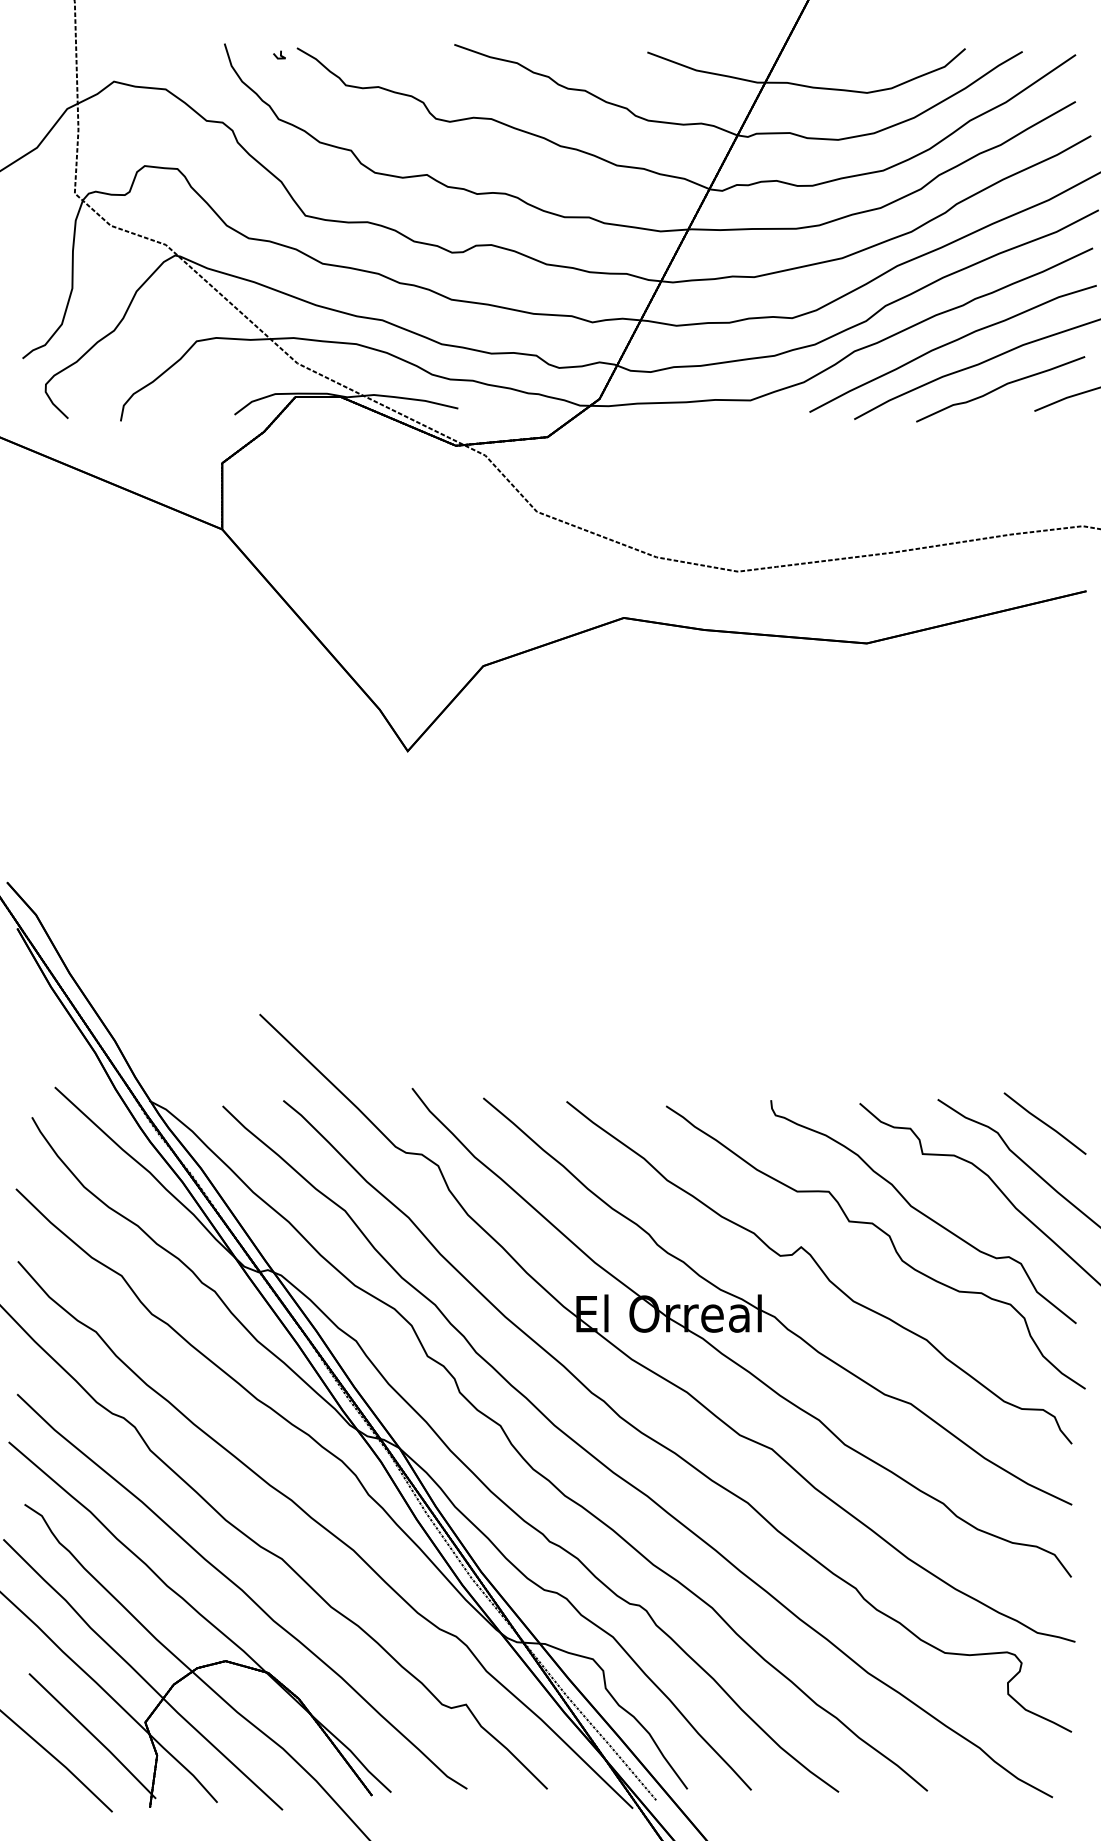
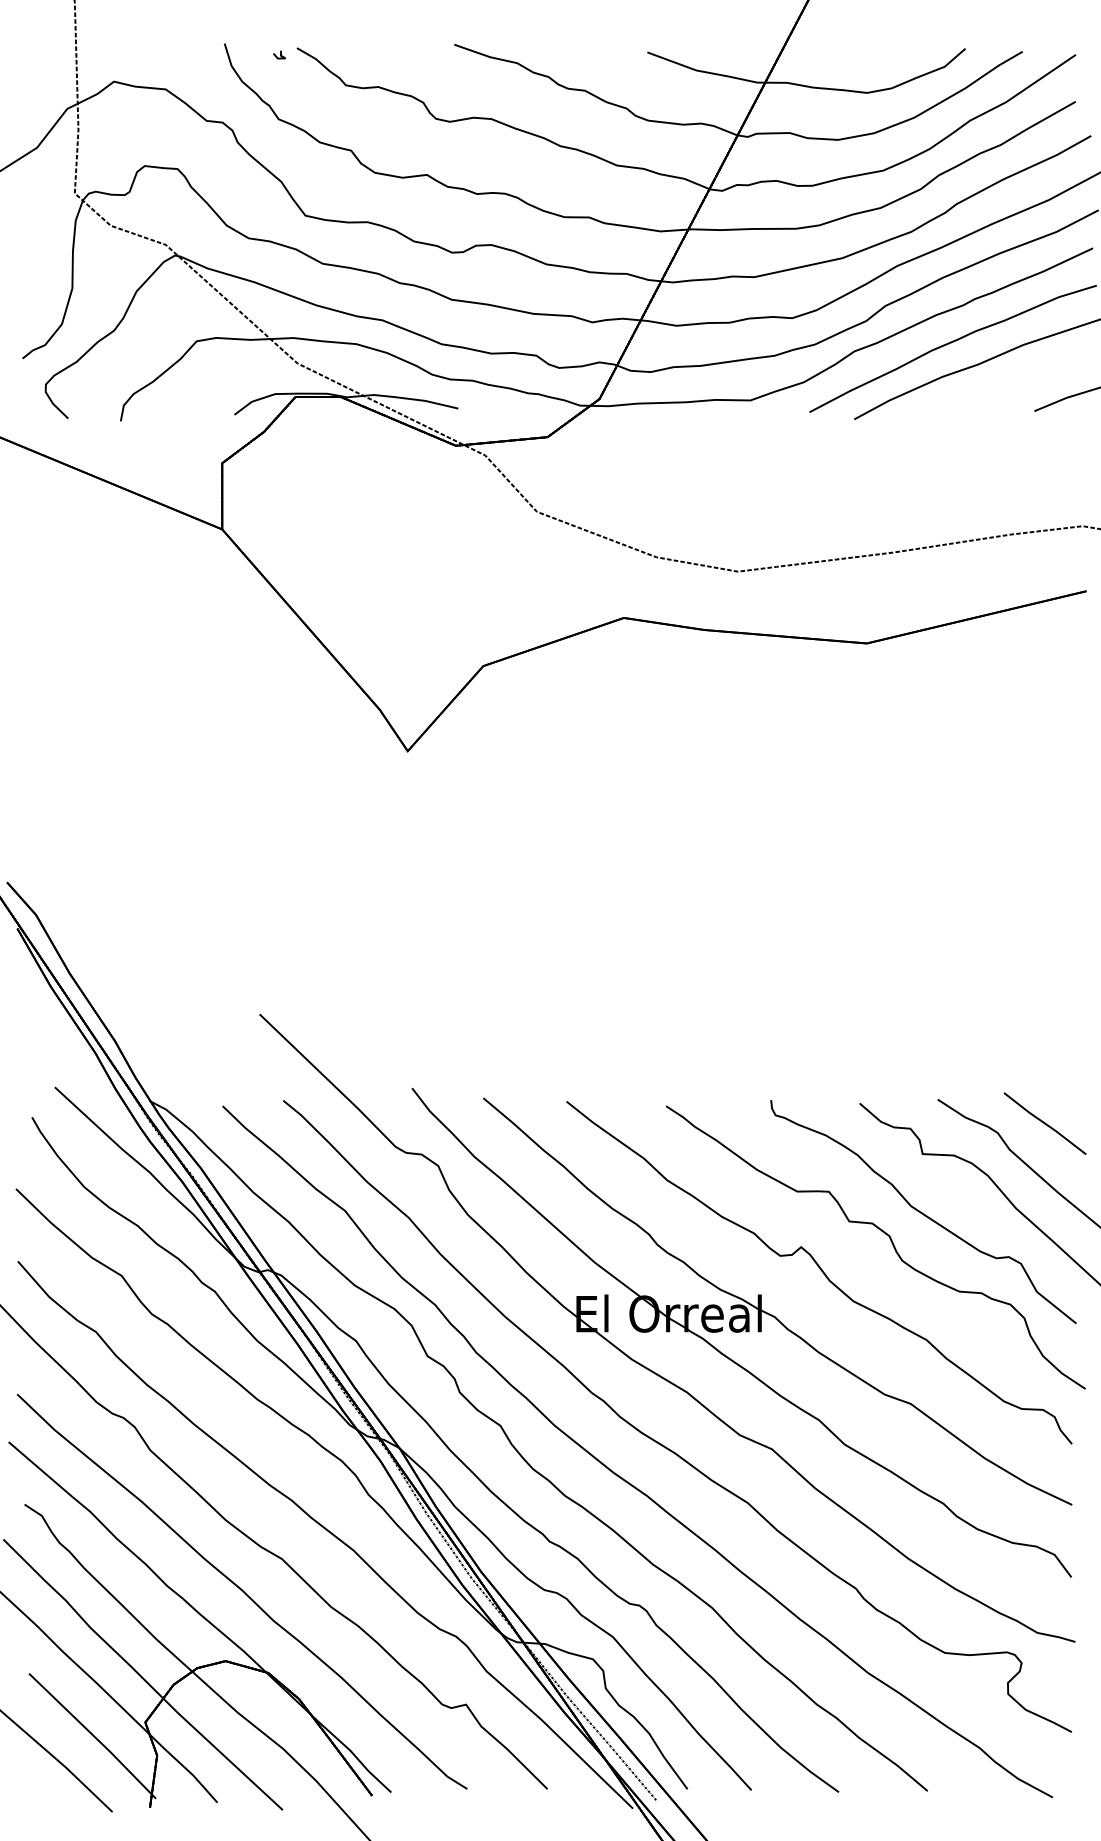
part: present -> none (1000, 389)
